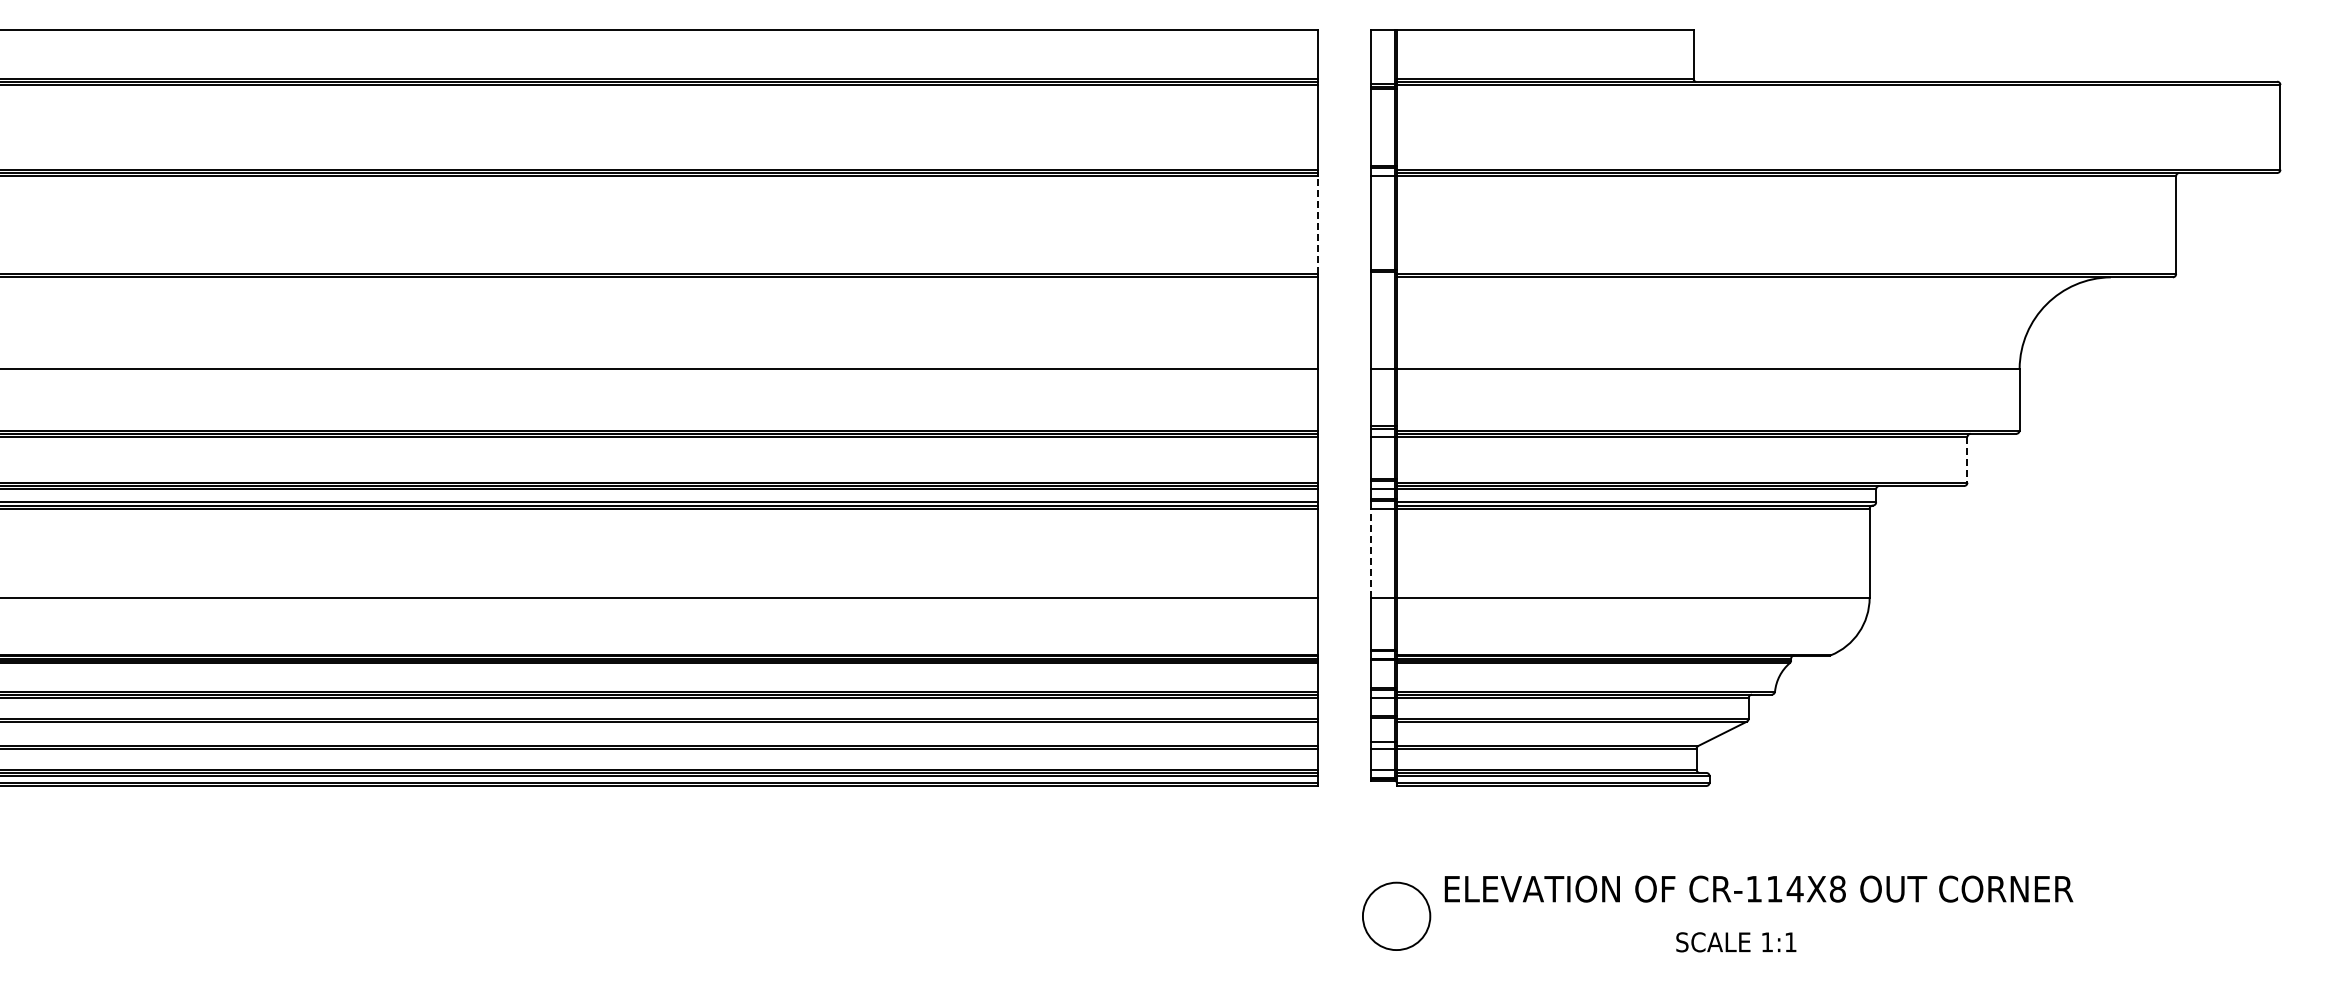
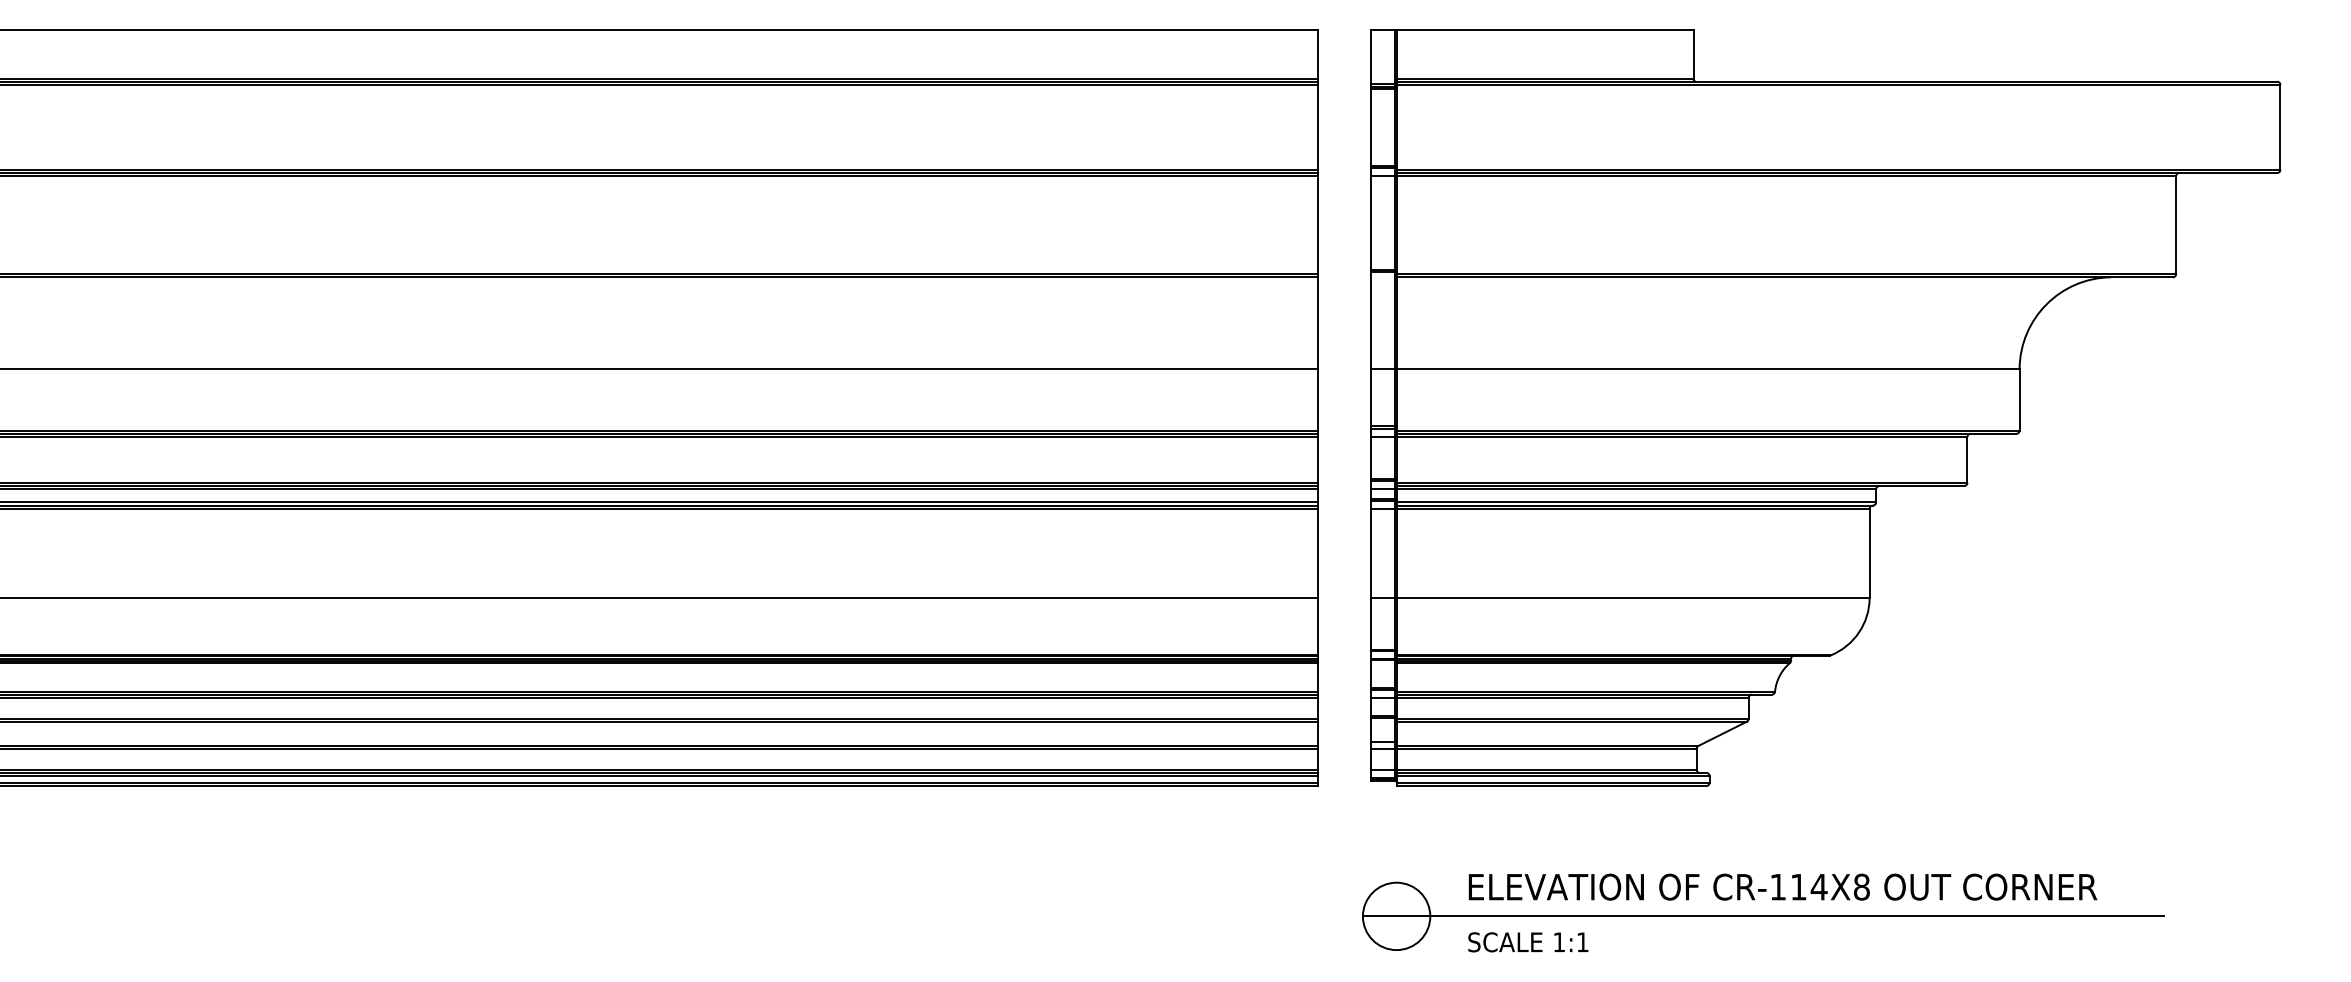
line: dashed -> solid (1318, 225)
line: dashed -> solid (1967, 459)
line: dashed -> solid (1370, 553)
text position: (1758, 888) -> (1782, 886) (1782, 886)
line: none -> present (1762, 916)
text position: (1736, 942) -> (1528, 942) (1528, 942)
